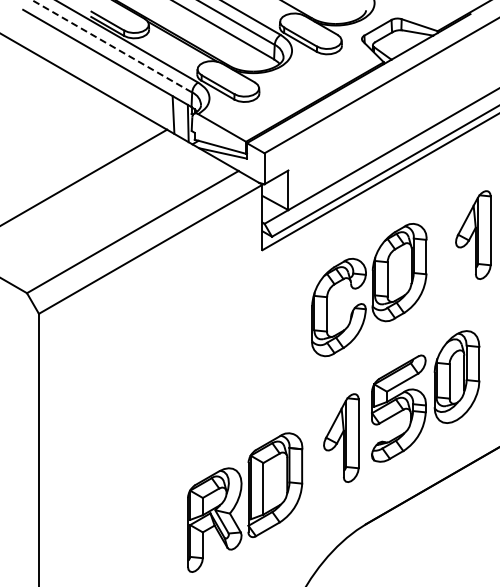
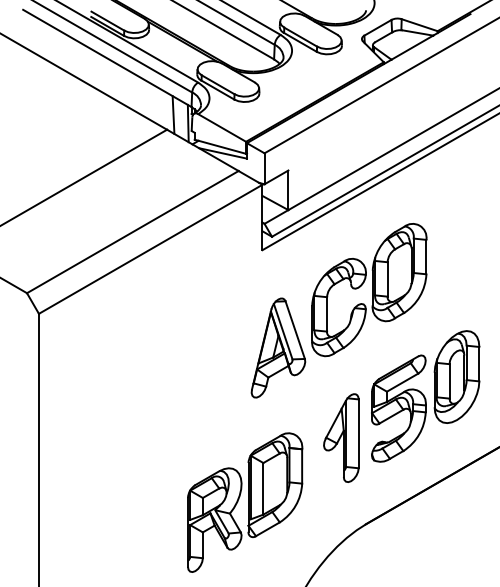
line: dashed -> solid (112, 46)
part: present -> none (473, 234)
part: none -> present (278, 347)
